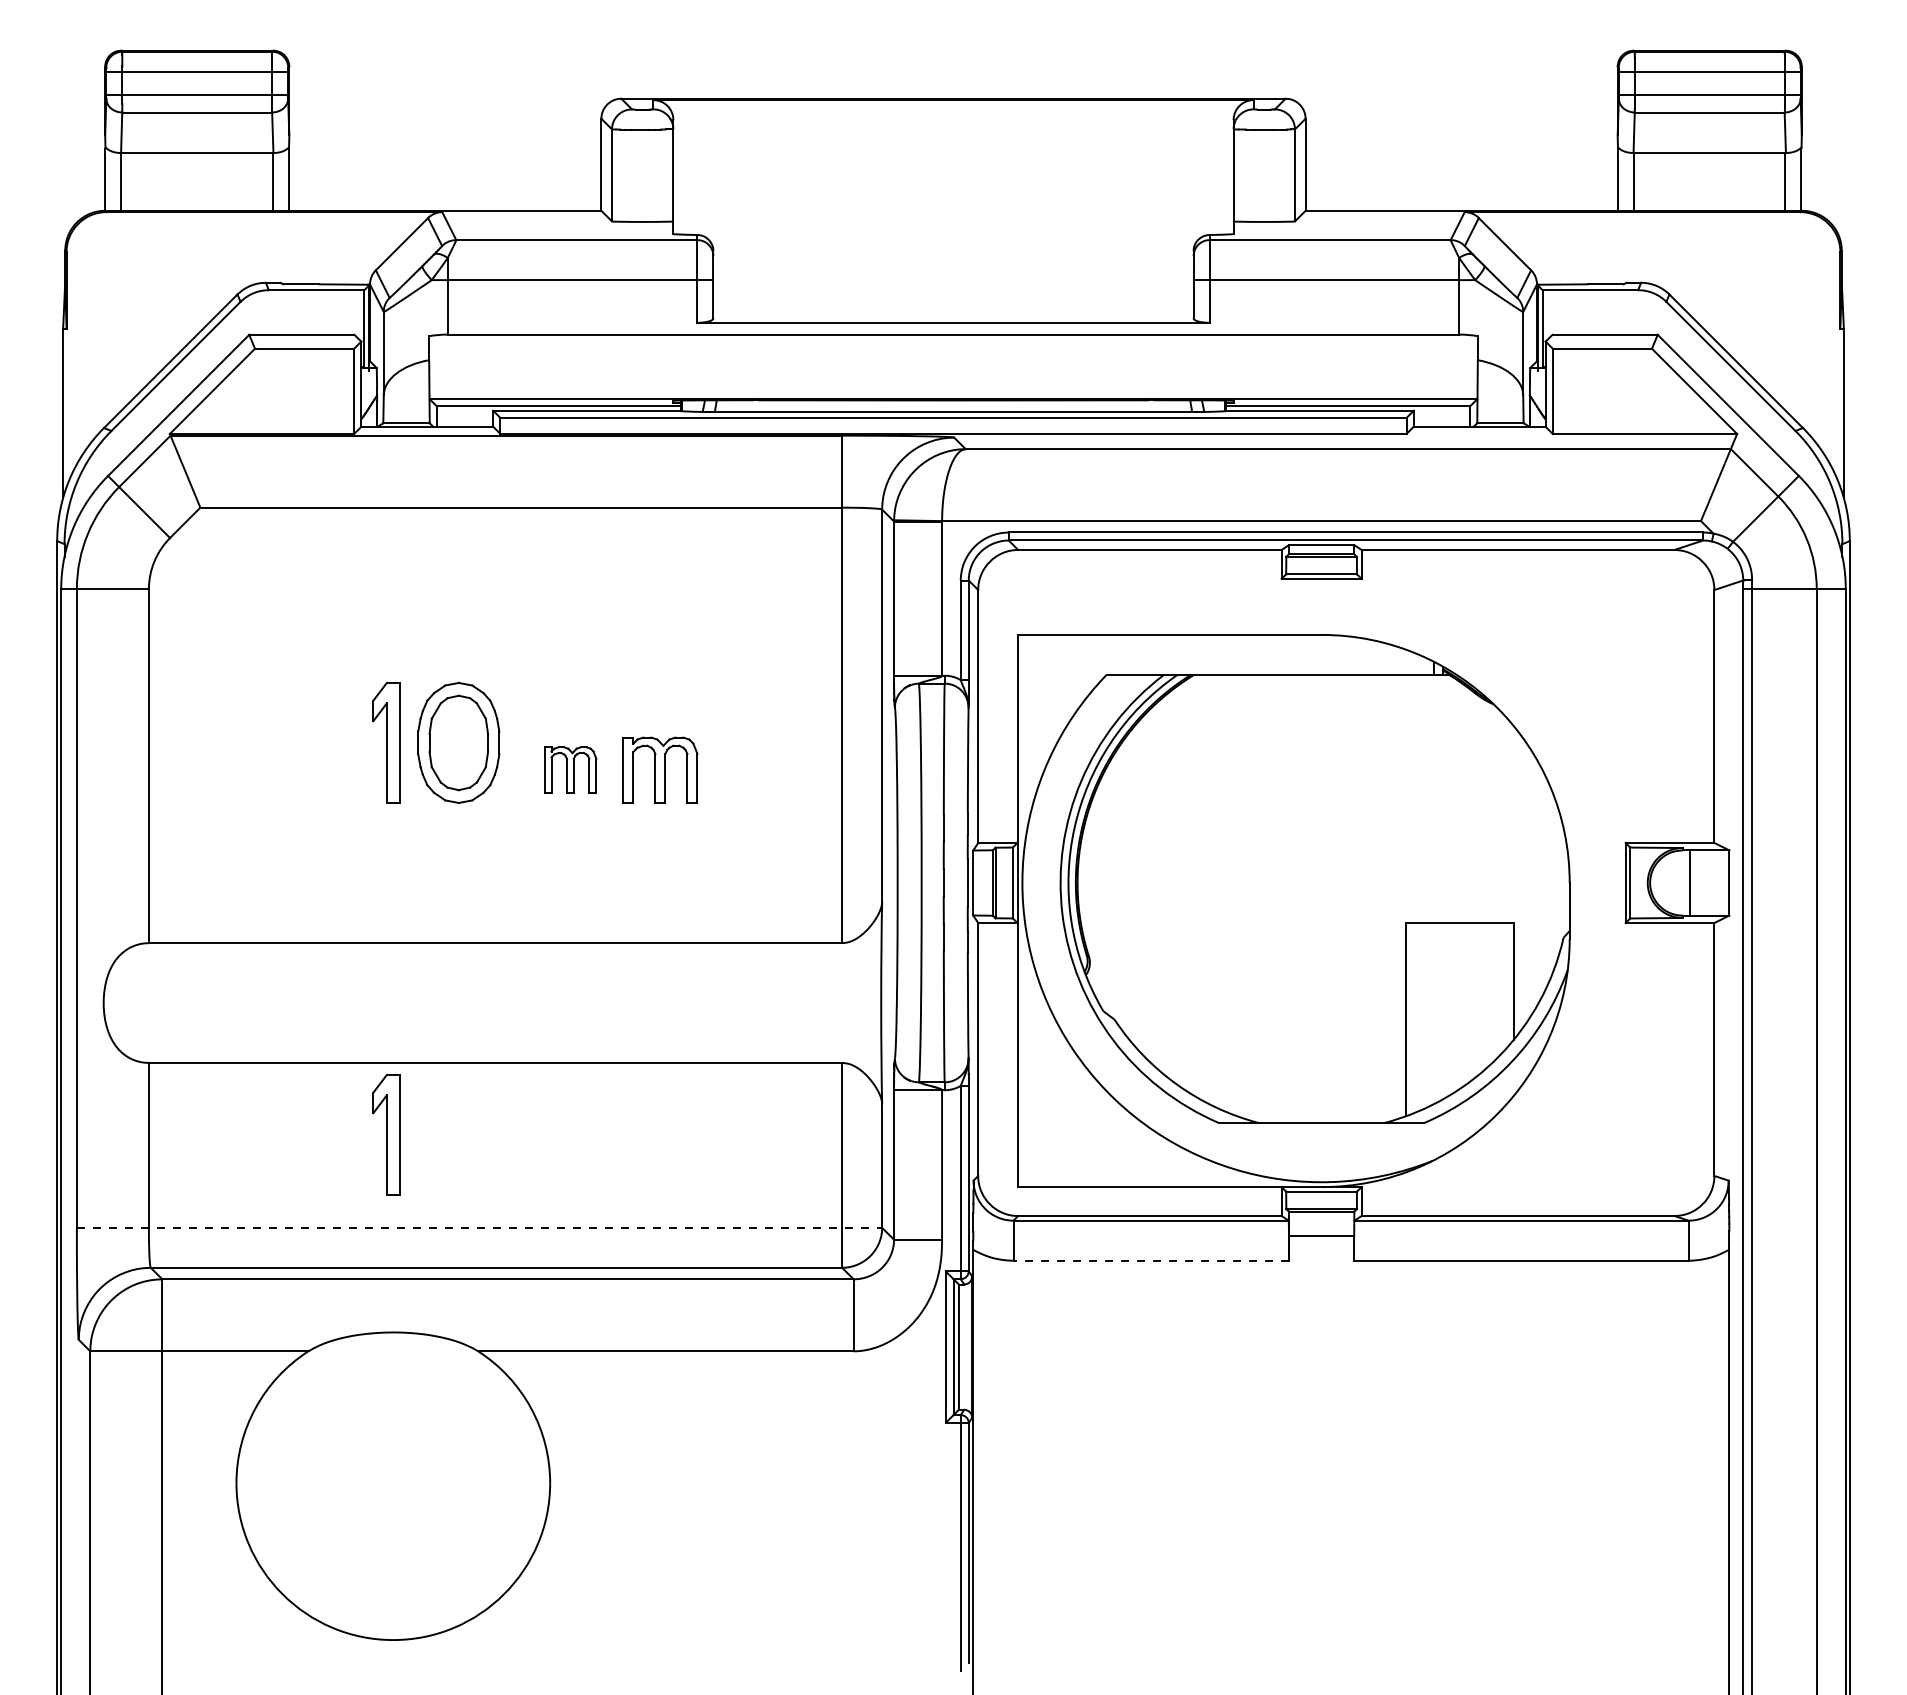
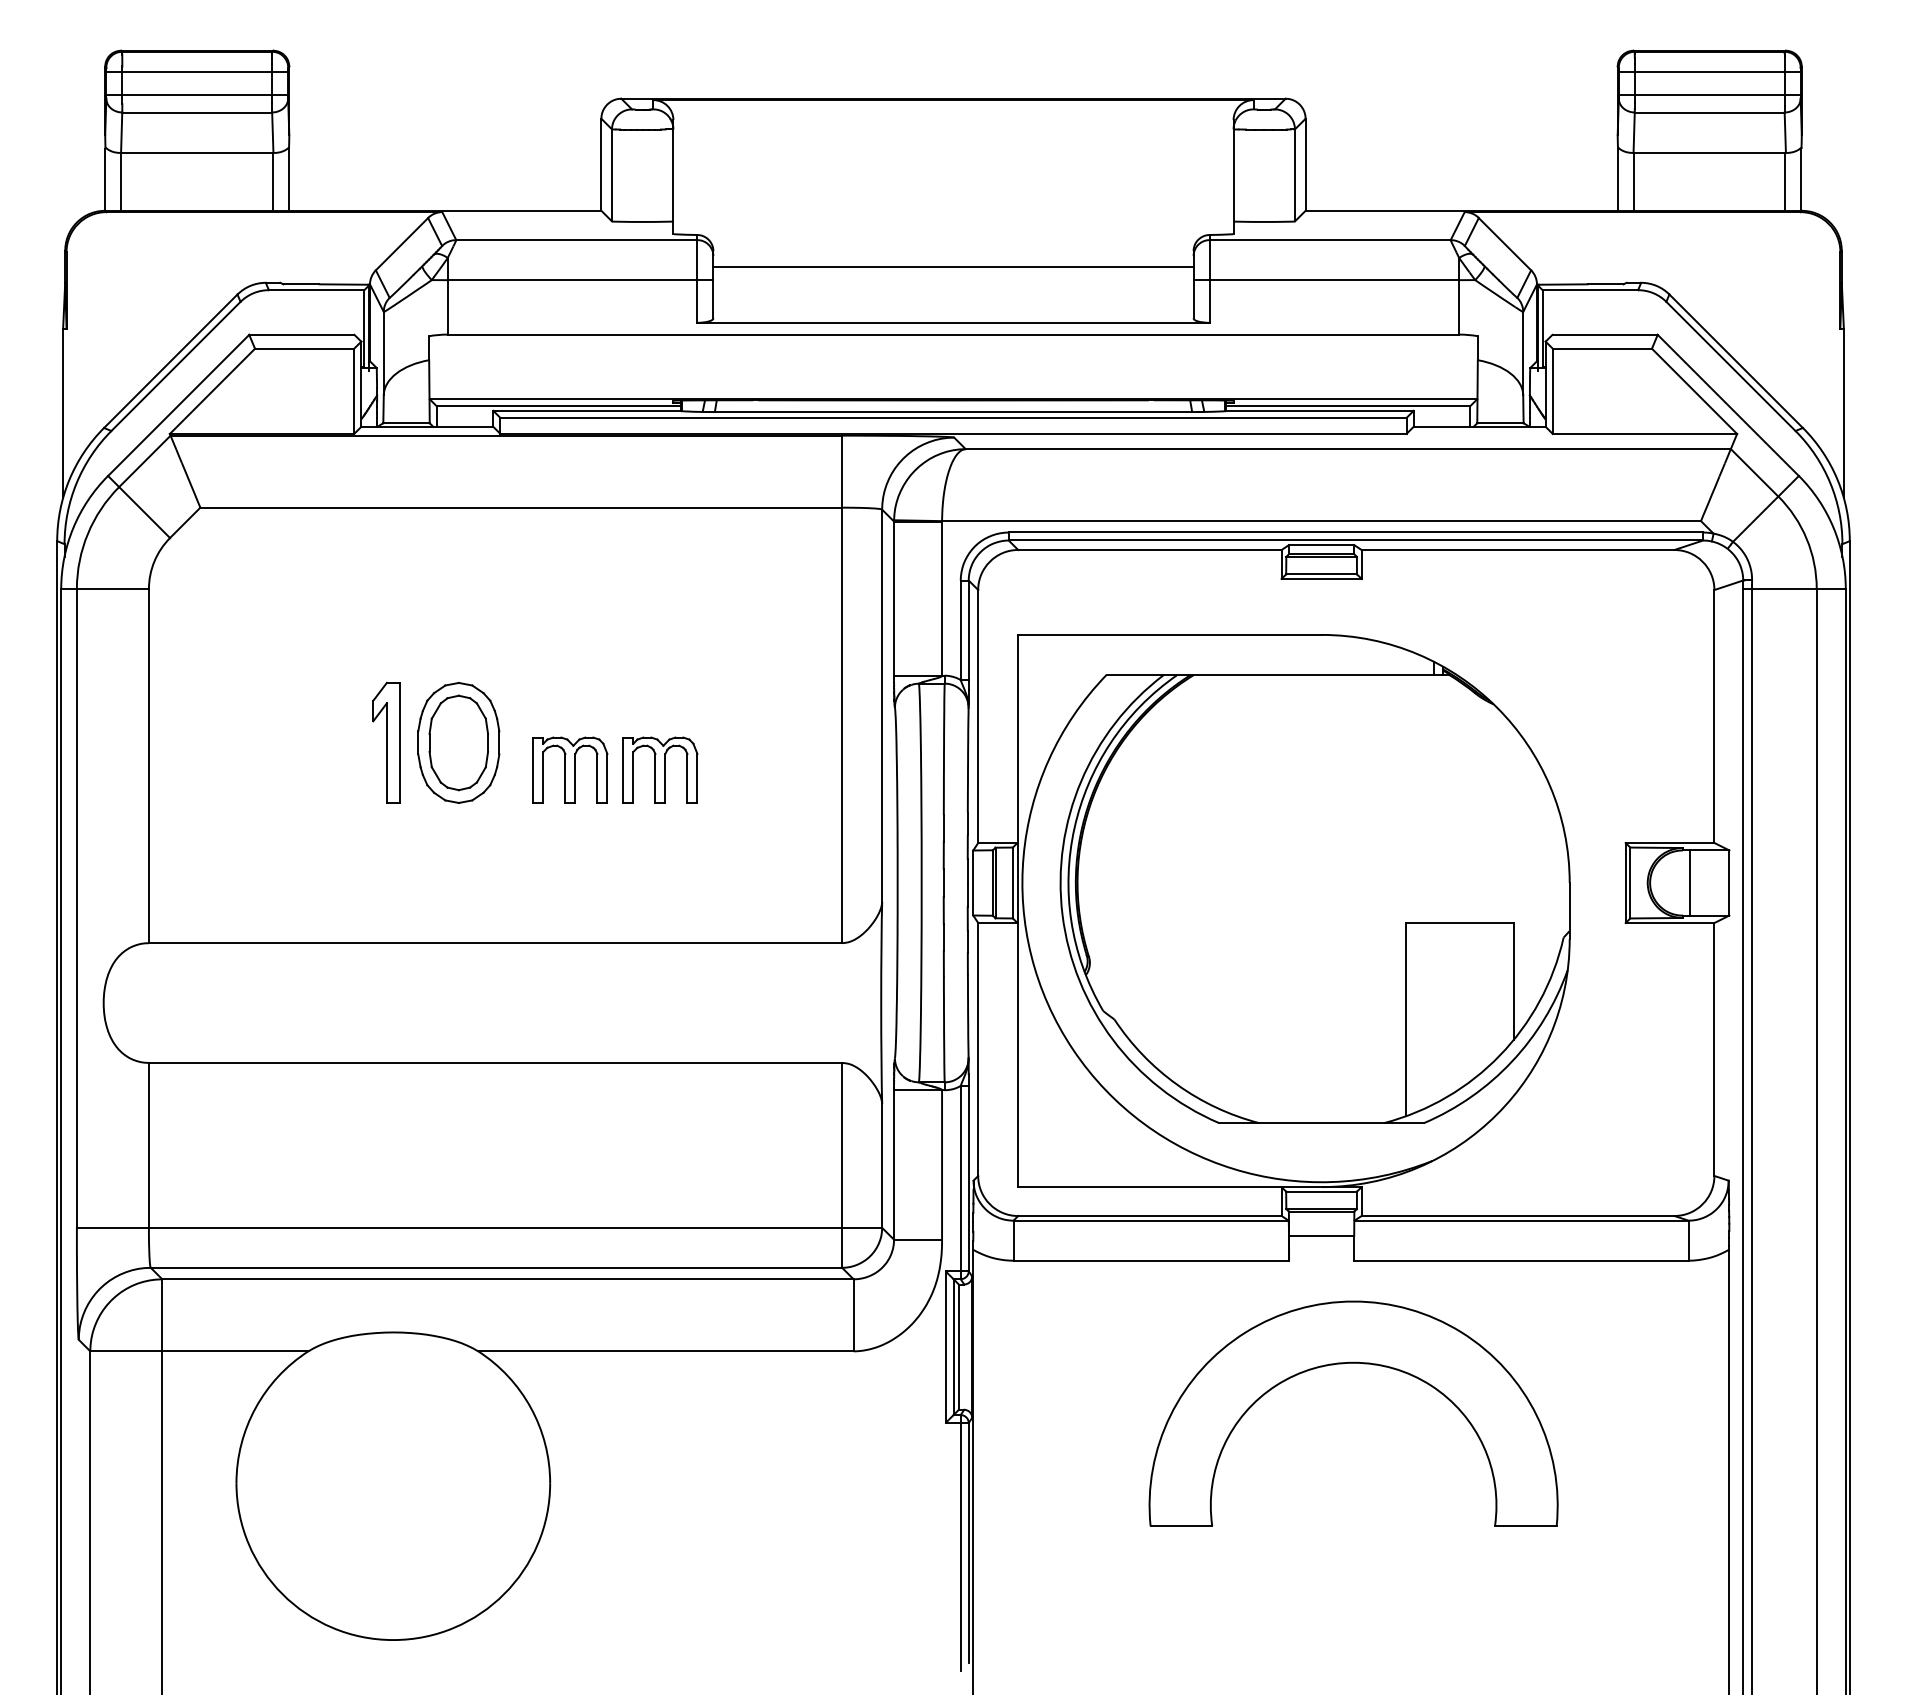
line: none -> present (953, 266)
part size: 54x48 px -> 77x68 px (570, 769)
part: present -> none (386, 1134)
line: dashed -> solid (479, 1227)
line: dashed -> solid (1151, 1260)
part: none -> present (1353, 1363)
